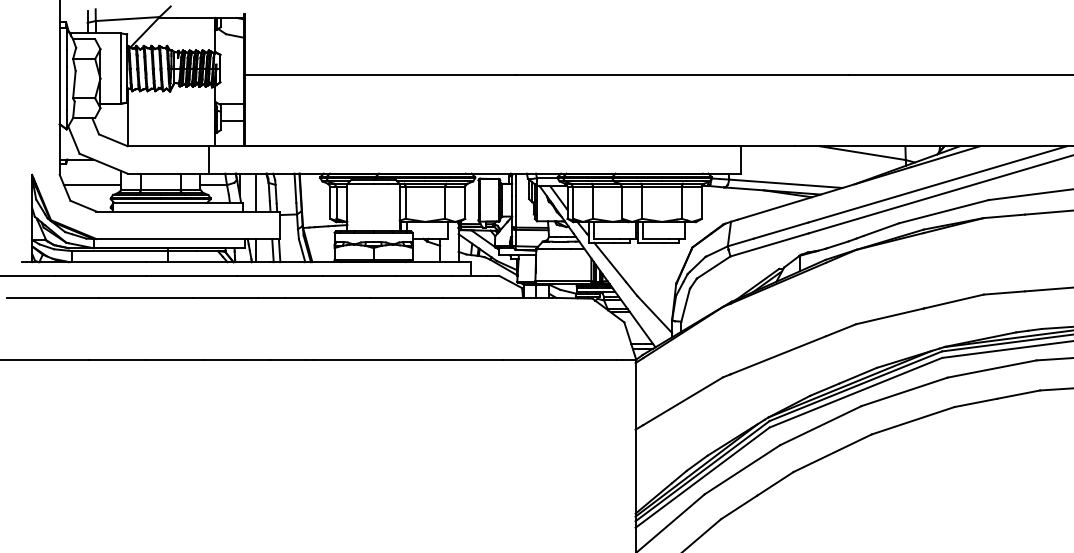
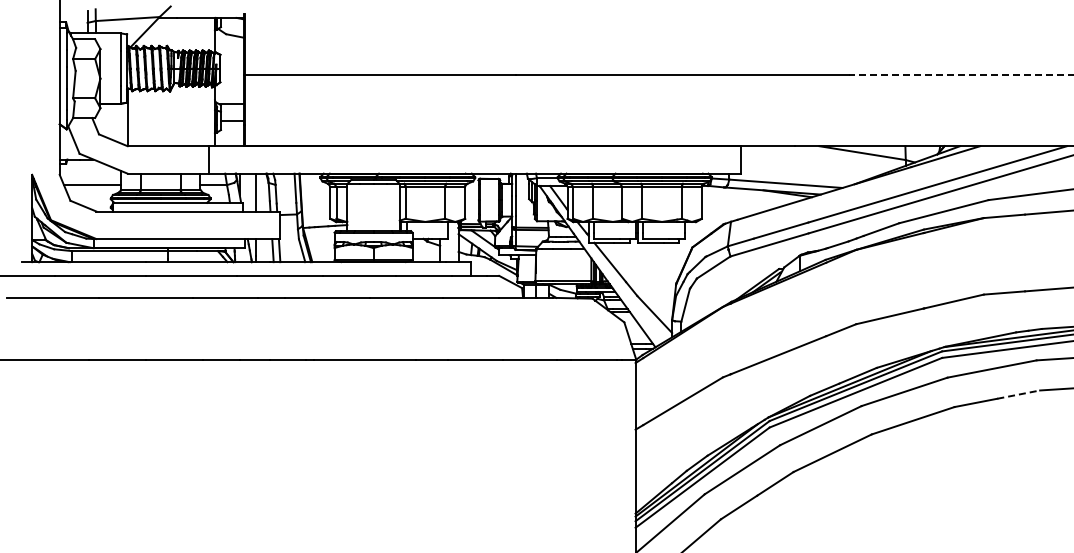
line: solid -> dashed (960, 75)
line: solid -> dashed (1018, 394)
